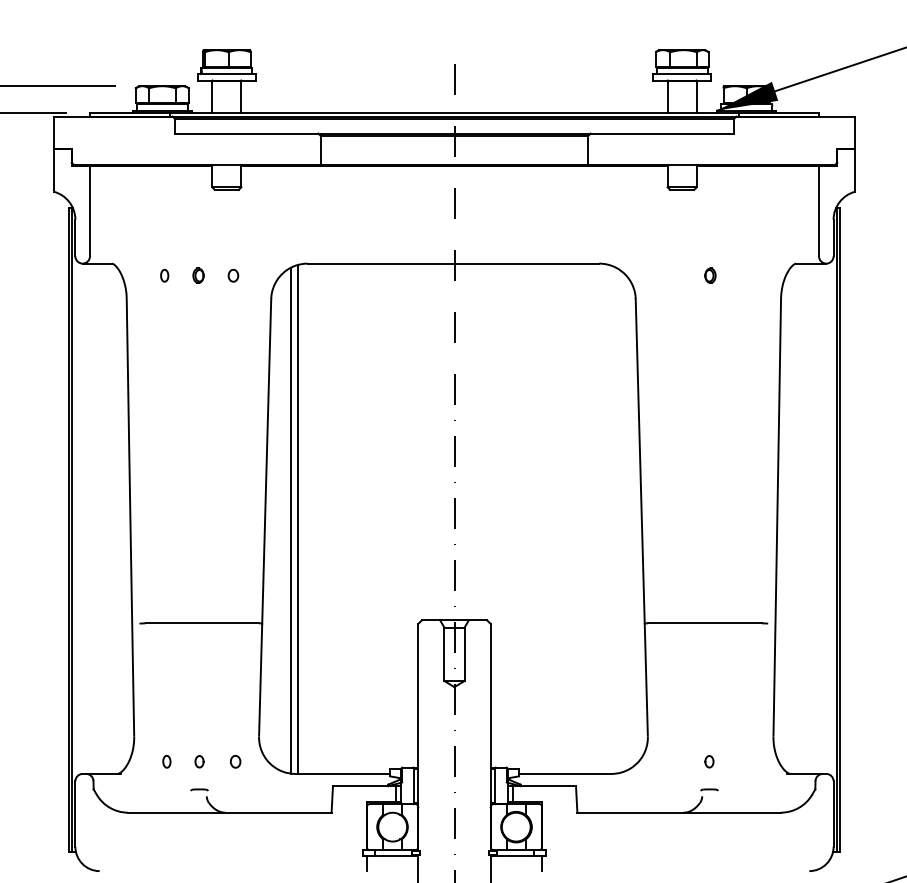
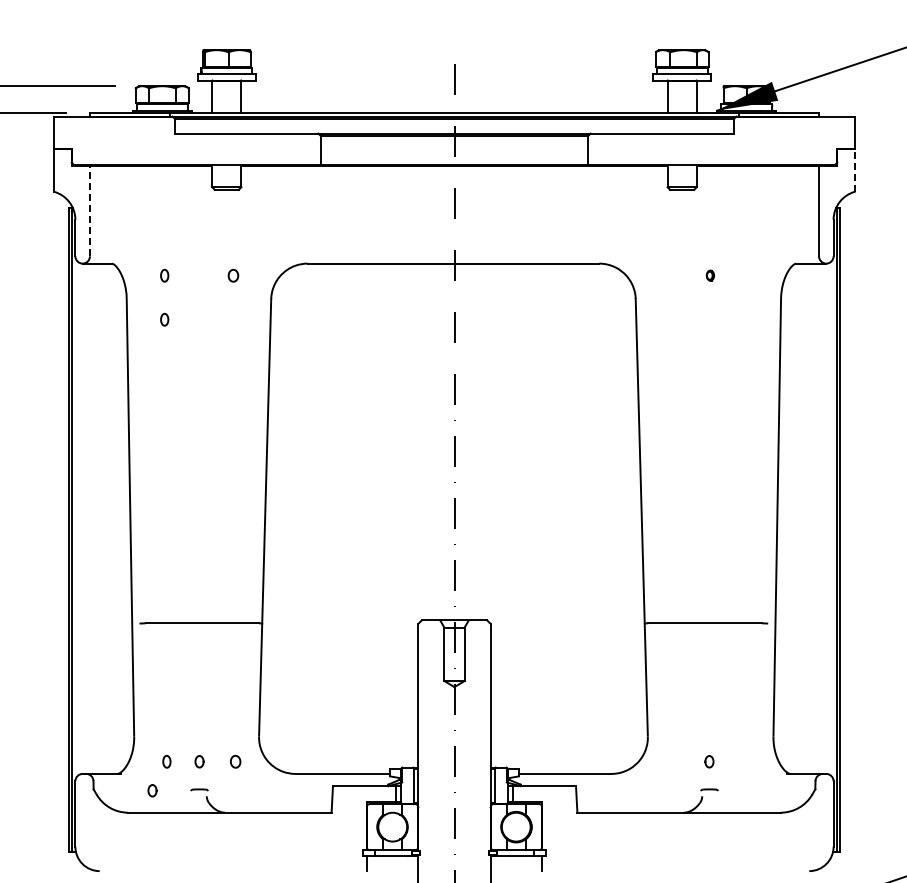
line: solid -> dashed (855, 170)
line: solid -> dashed (89, 211)
part: present -> none (198, 275)
part size: 13x17 px -> 10x13 px (709, 275)
part: none -> present (164, 319)
line: present -> none (298, 518)
line: present -> none (290, 520)
part: none -> present (152, 790)
